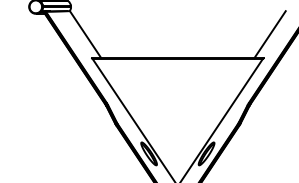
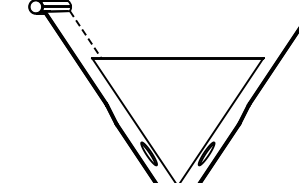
line: present -> none (269, 34)
line: solid -> dashed (85, 35)
